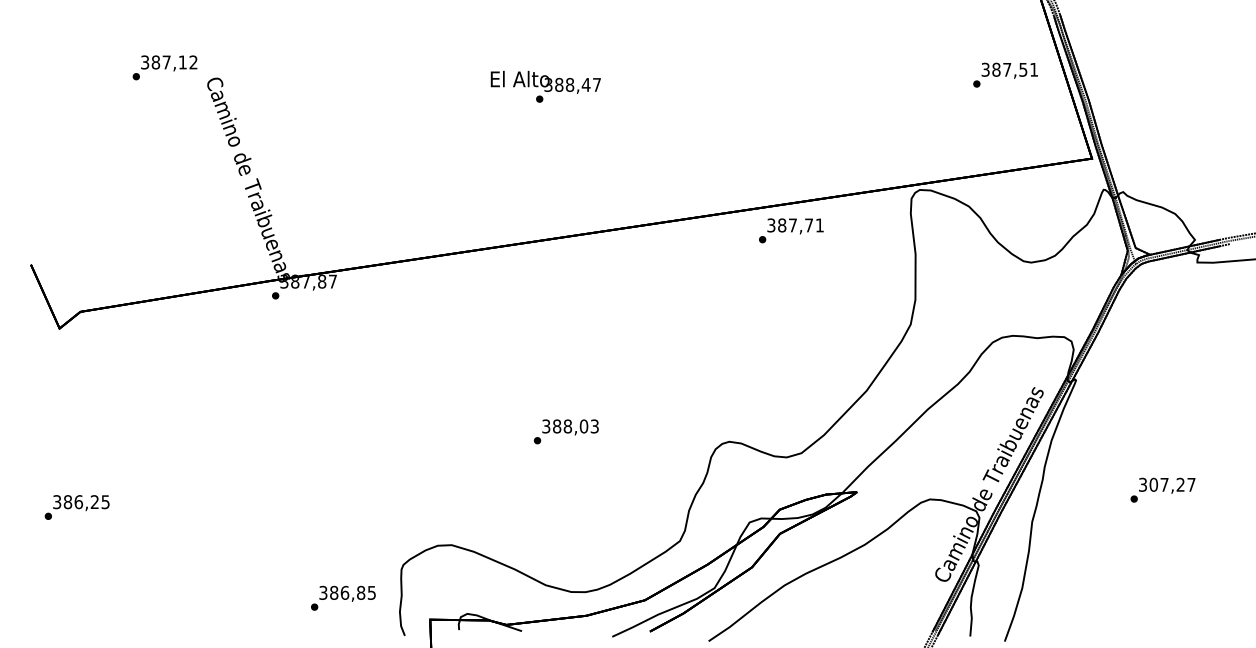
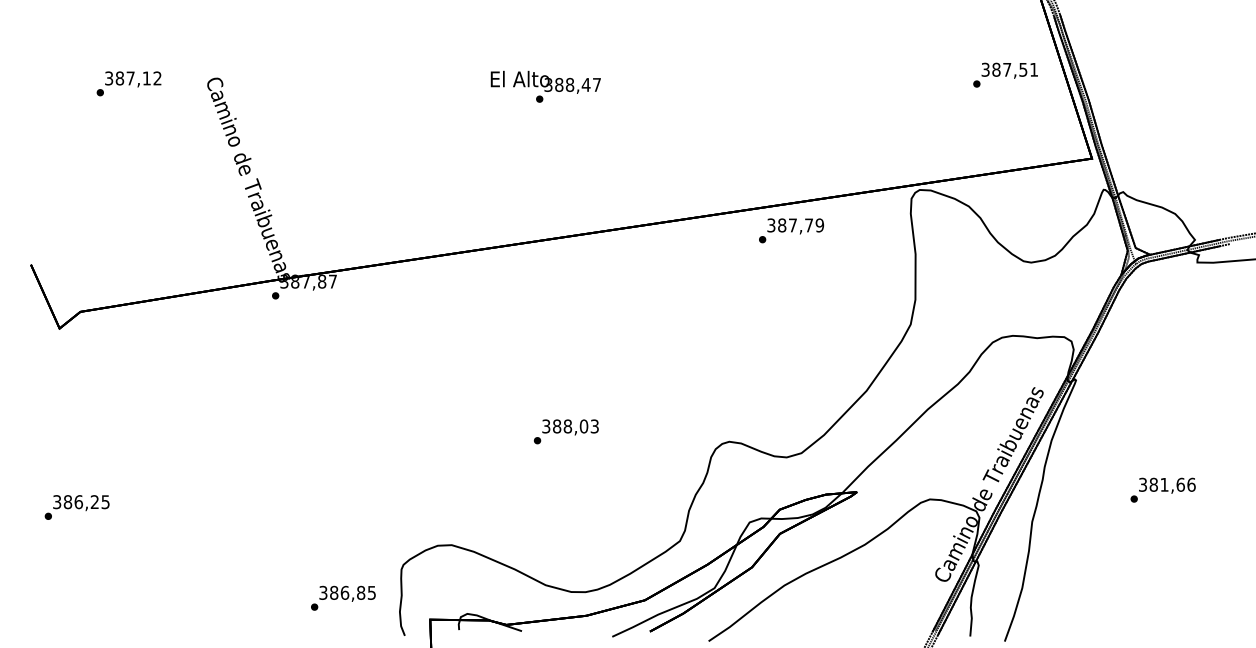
text position: (164, 67) -> (128, 83) (128, 83)
text: 387,71 -> 387,79 (819, 225)
text: 307,27 -> 381,66 (1172, 484)
